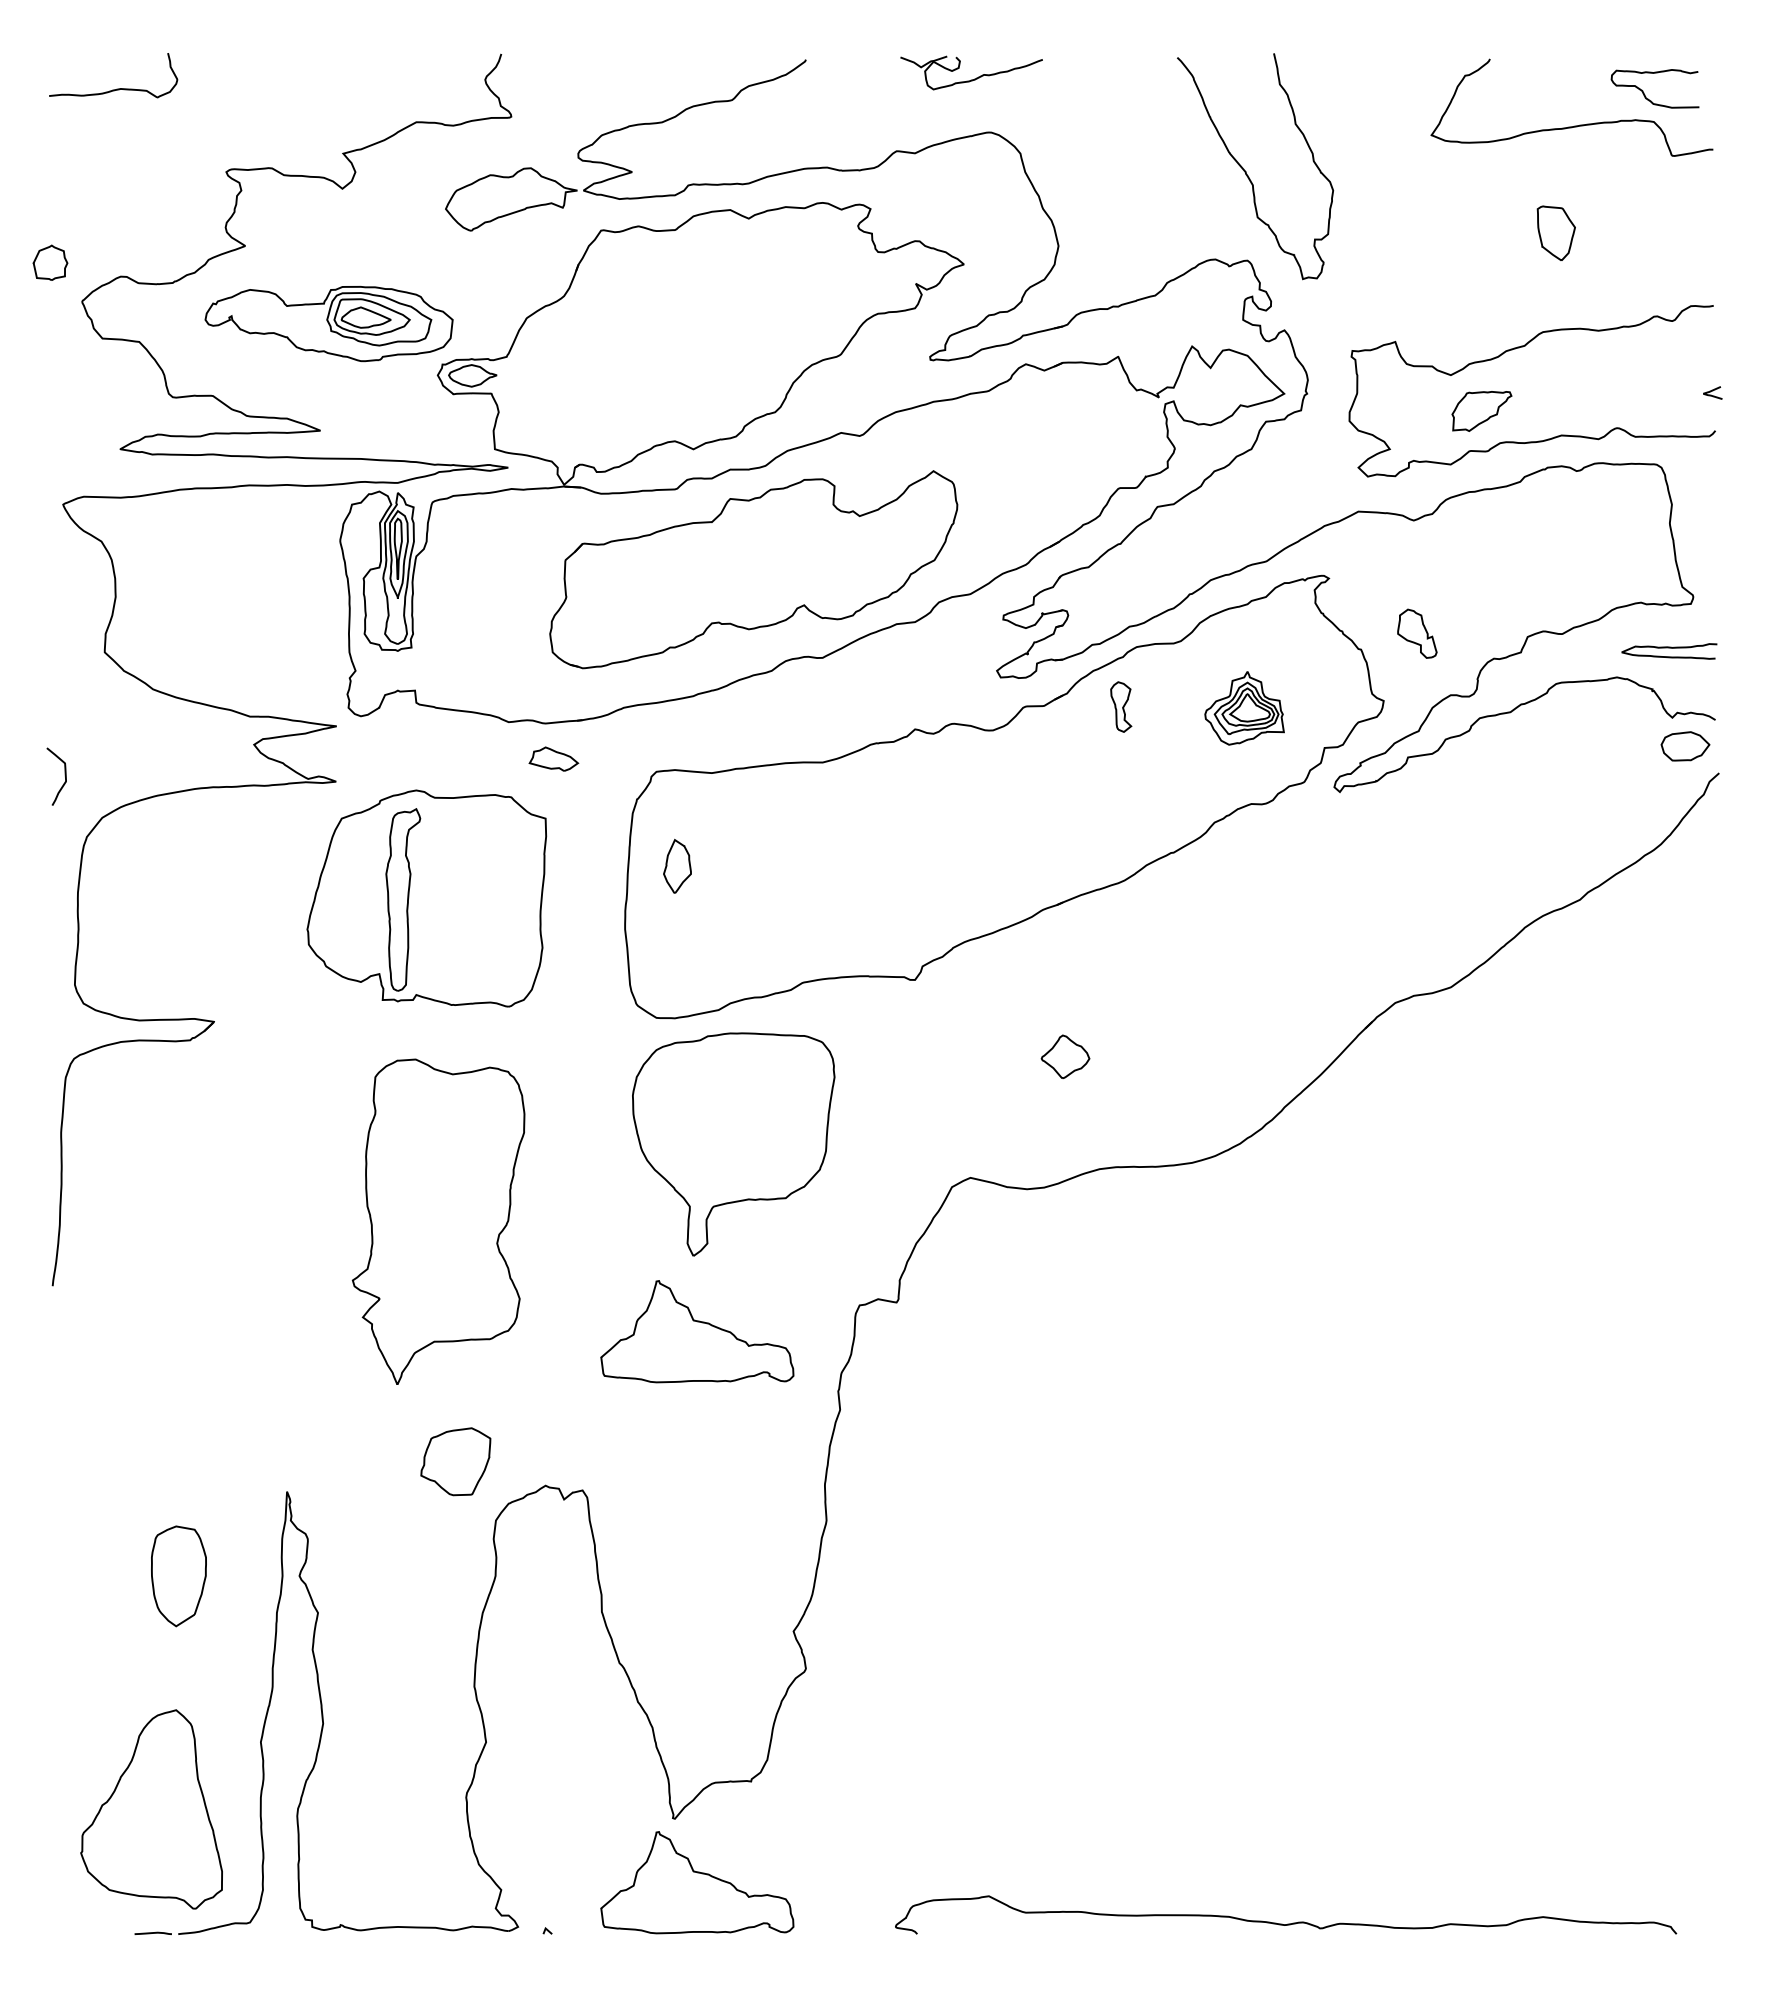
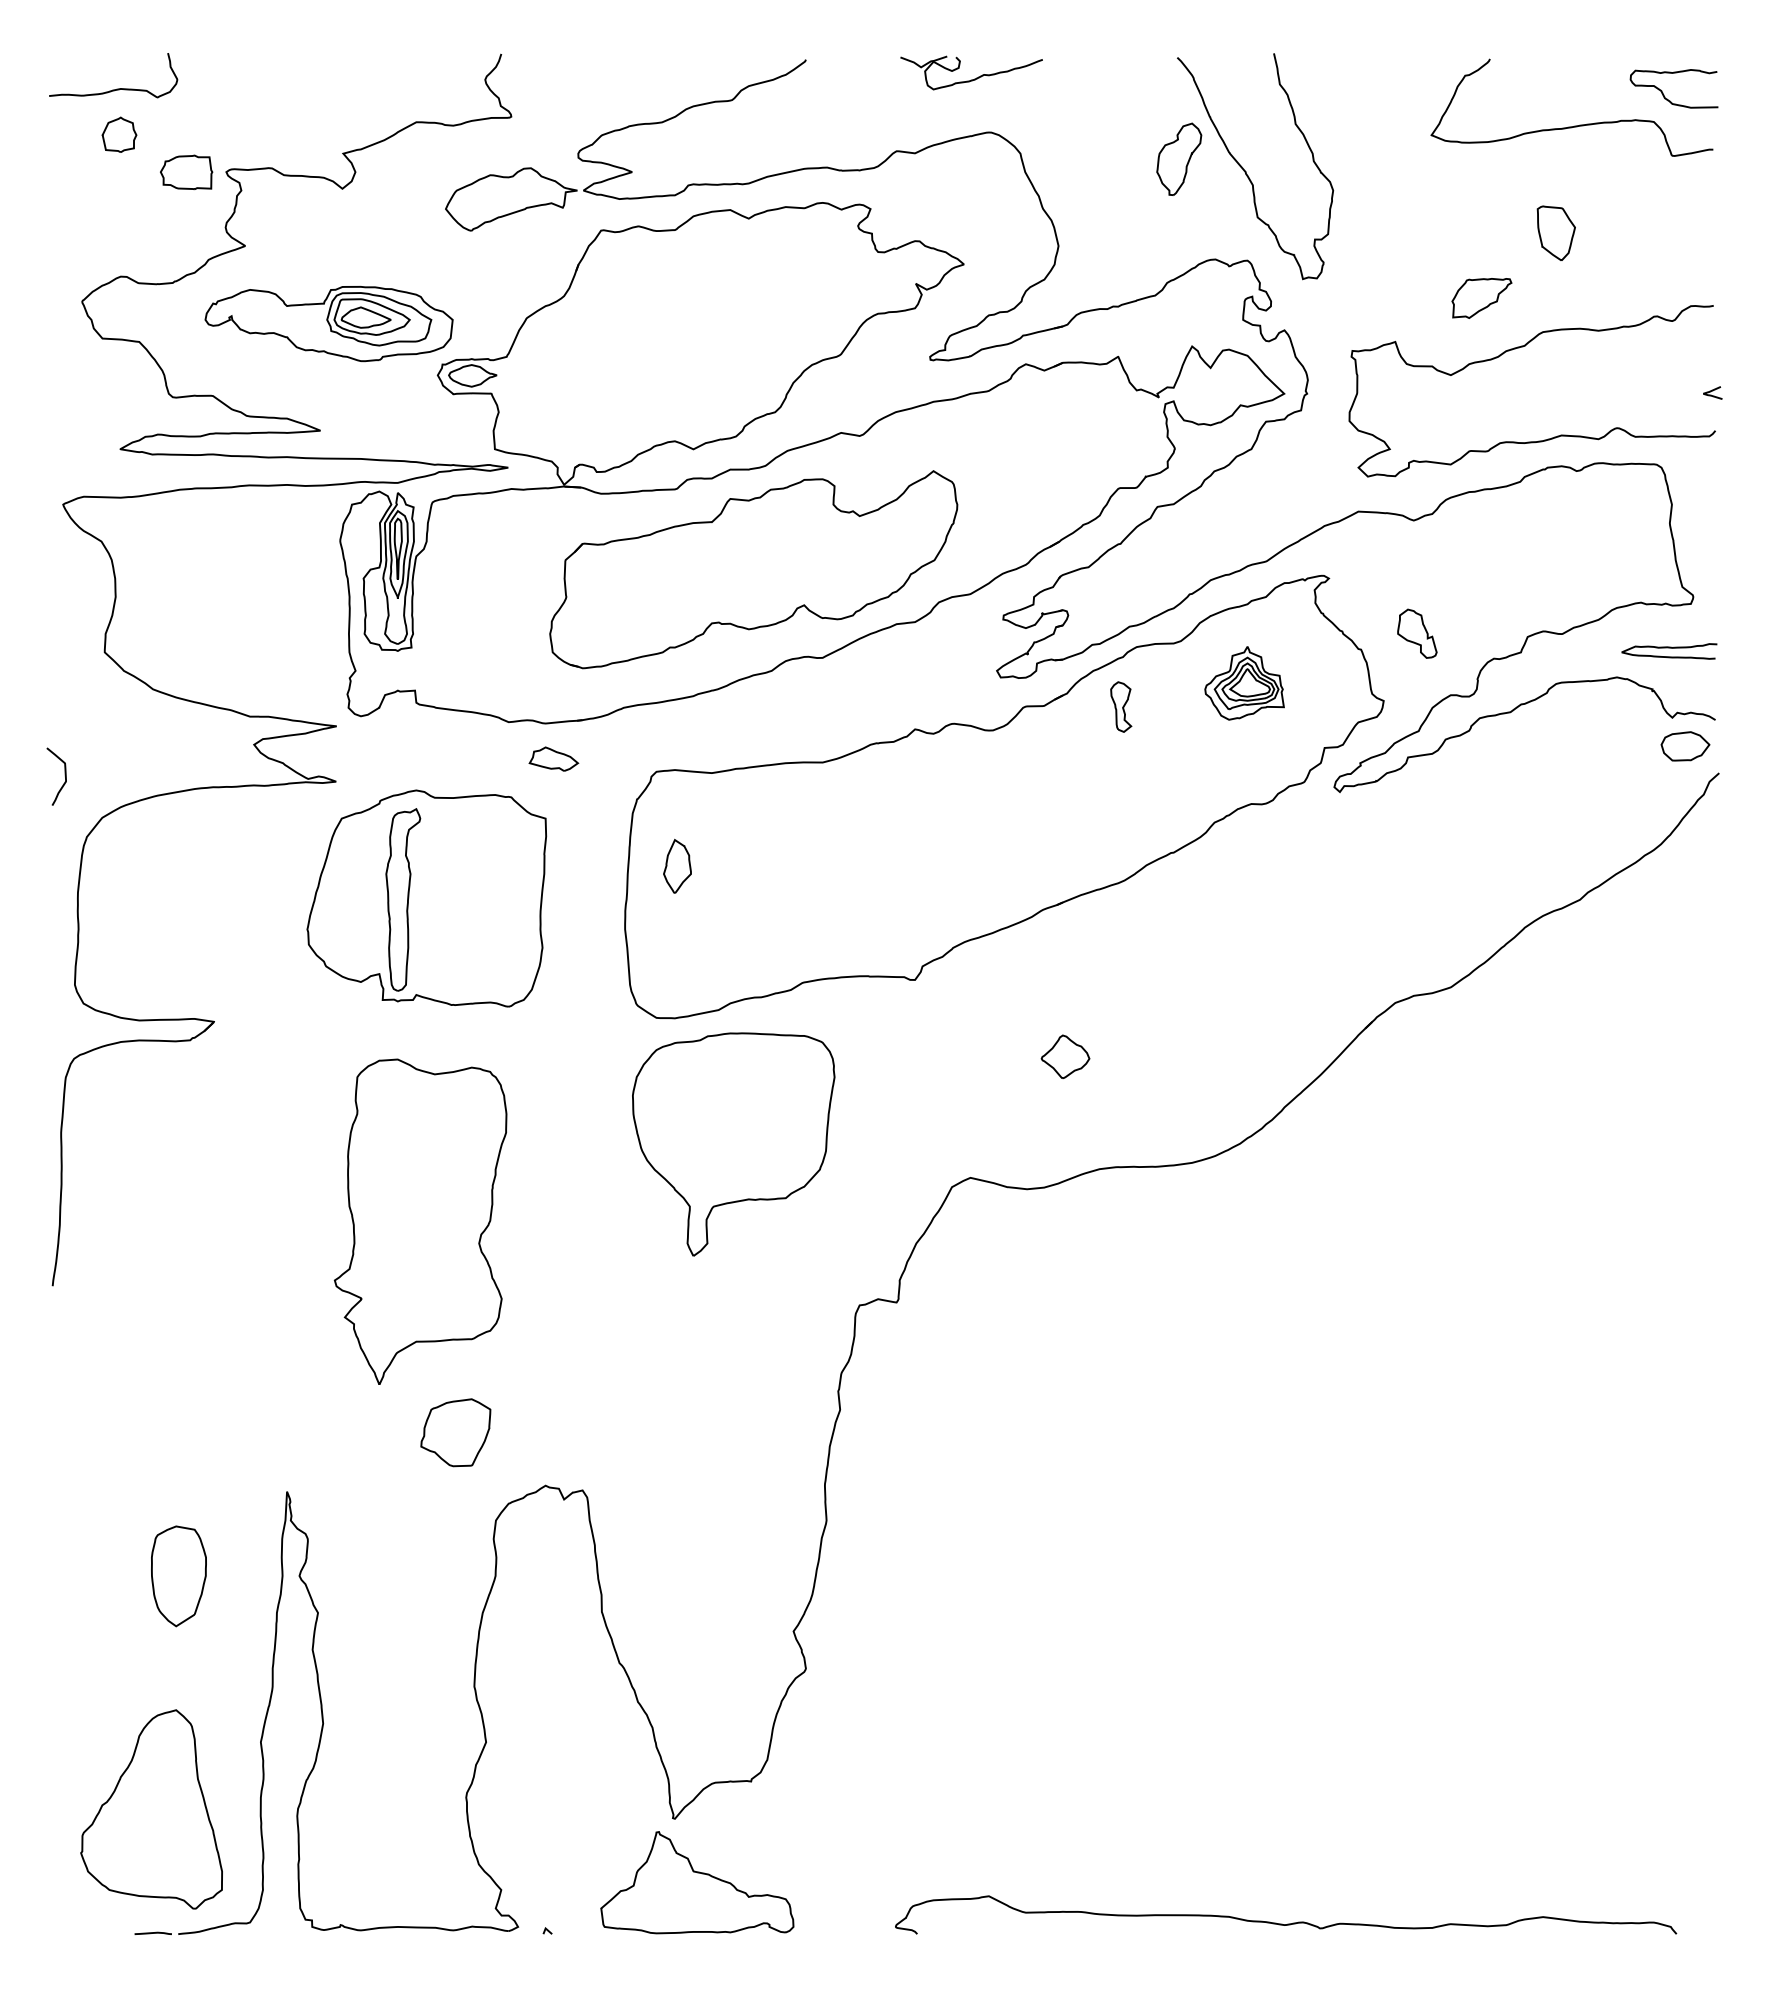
curve position: (1644, 92) -> (1663, 92) (1663, 92)
part: none -> present (1179, 158)
part: none -> present (186, 171)
part position: (50, 262) -> (119, 134) (119, 134)
part position: (1481, 411) -> (1481, 298) (1481, 298)
part position: (1244, 708) -> (1244, 683) (1244, 683)
part position: (438, 1221) -> (420, 1221) (420, 1221)
part: present -> none (697, 1331)
part position: (455, 1461) -> (455, 1432) (455, 1432)
